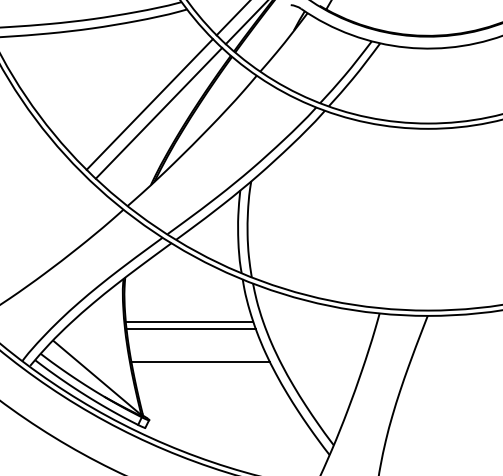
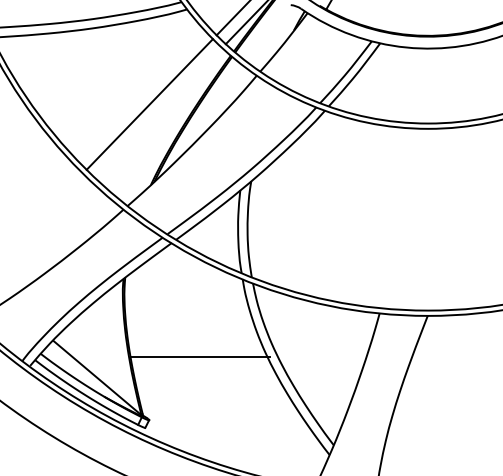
line: present -> none (158, 113)
line: present -> none (189, 321)
line: present -> none (190, 328)
line position: (200, 362) -> (200, 357) (200, 357)
